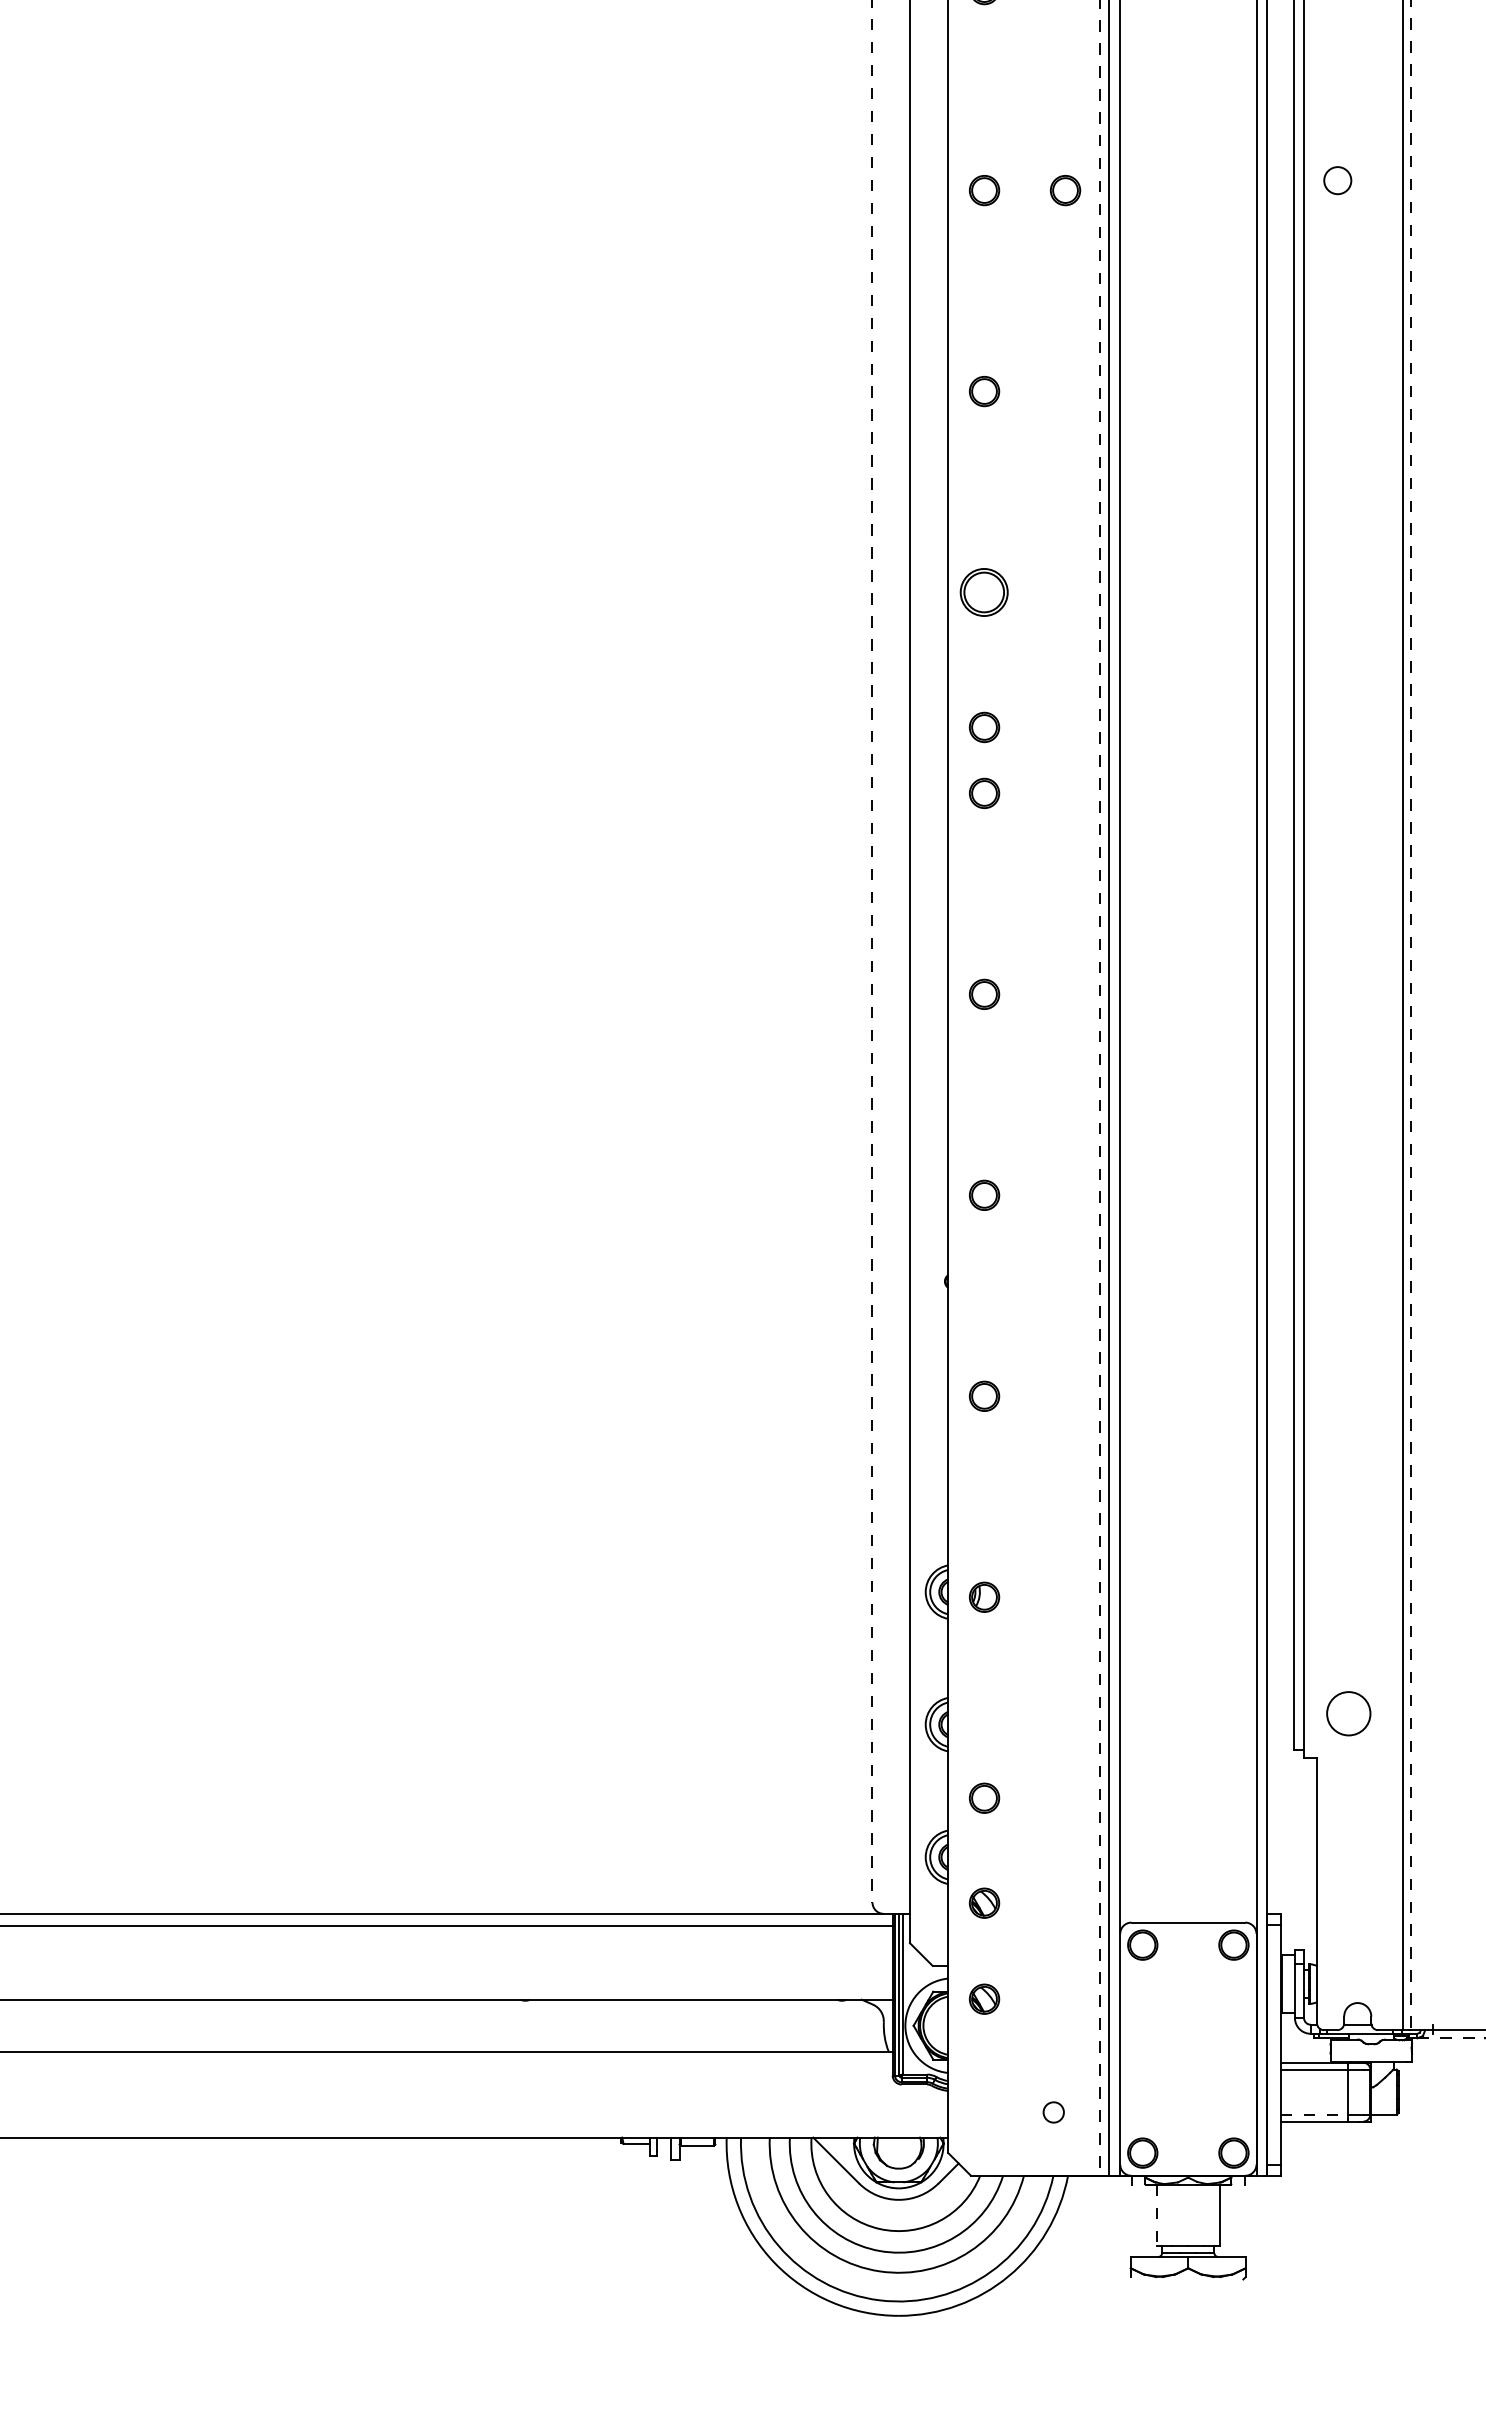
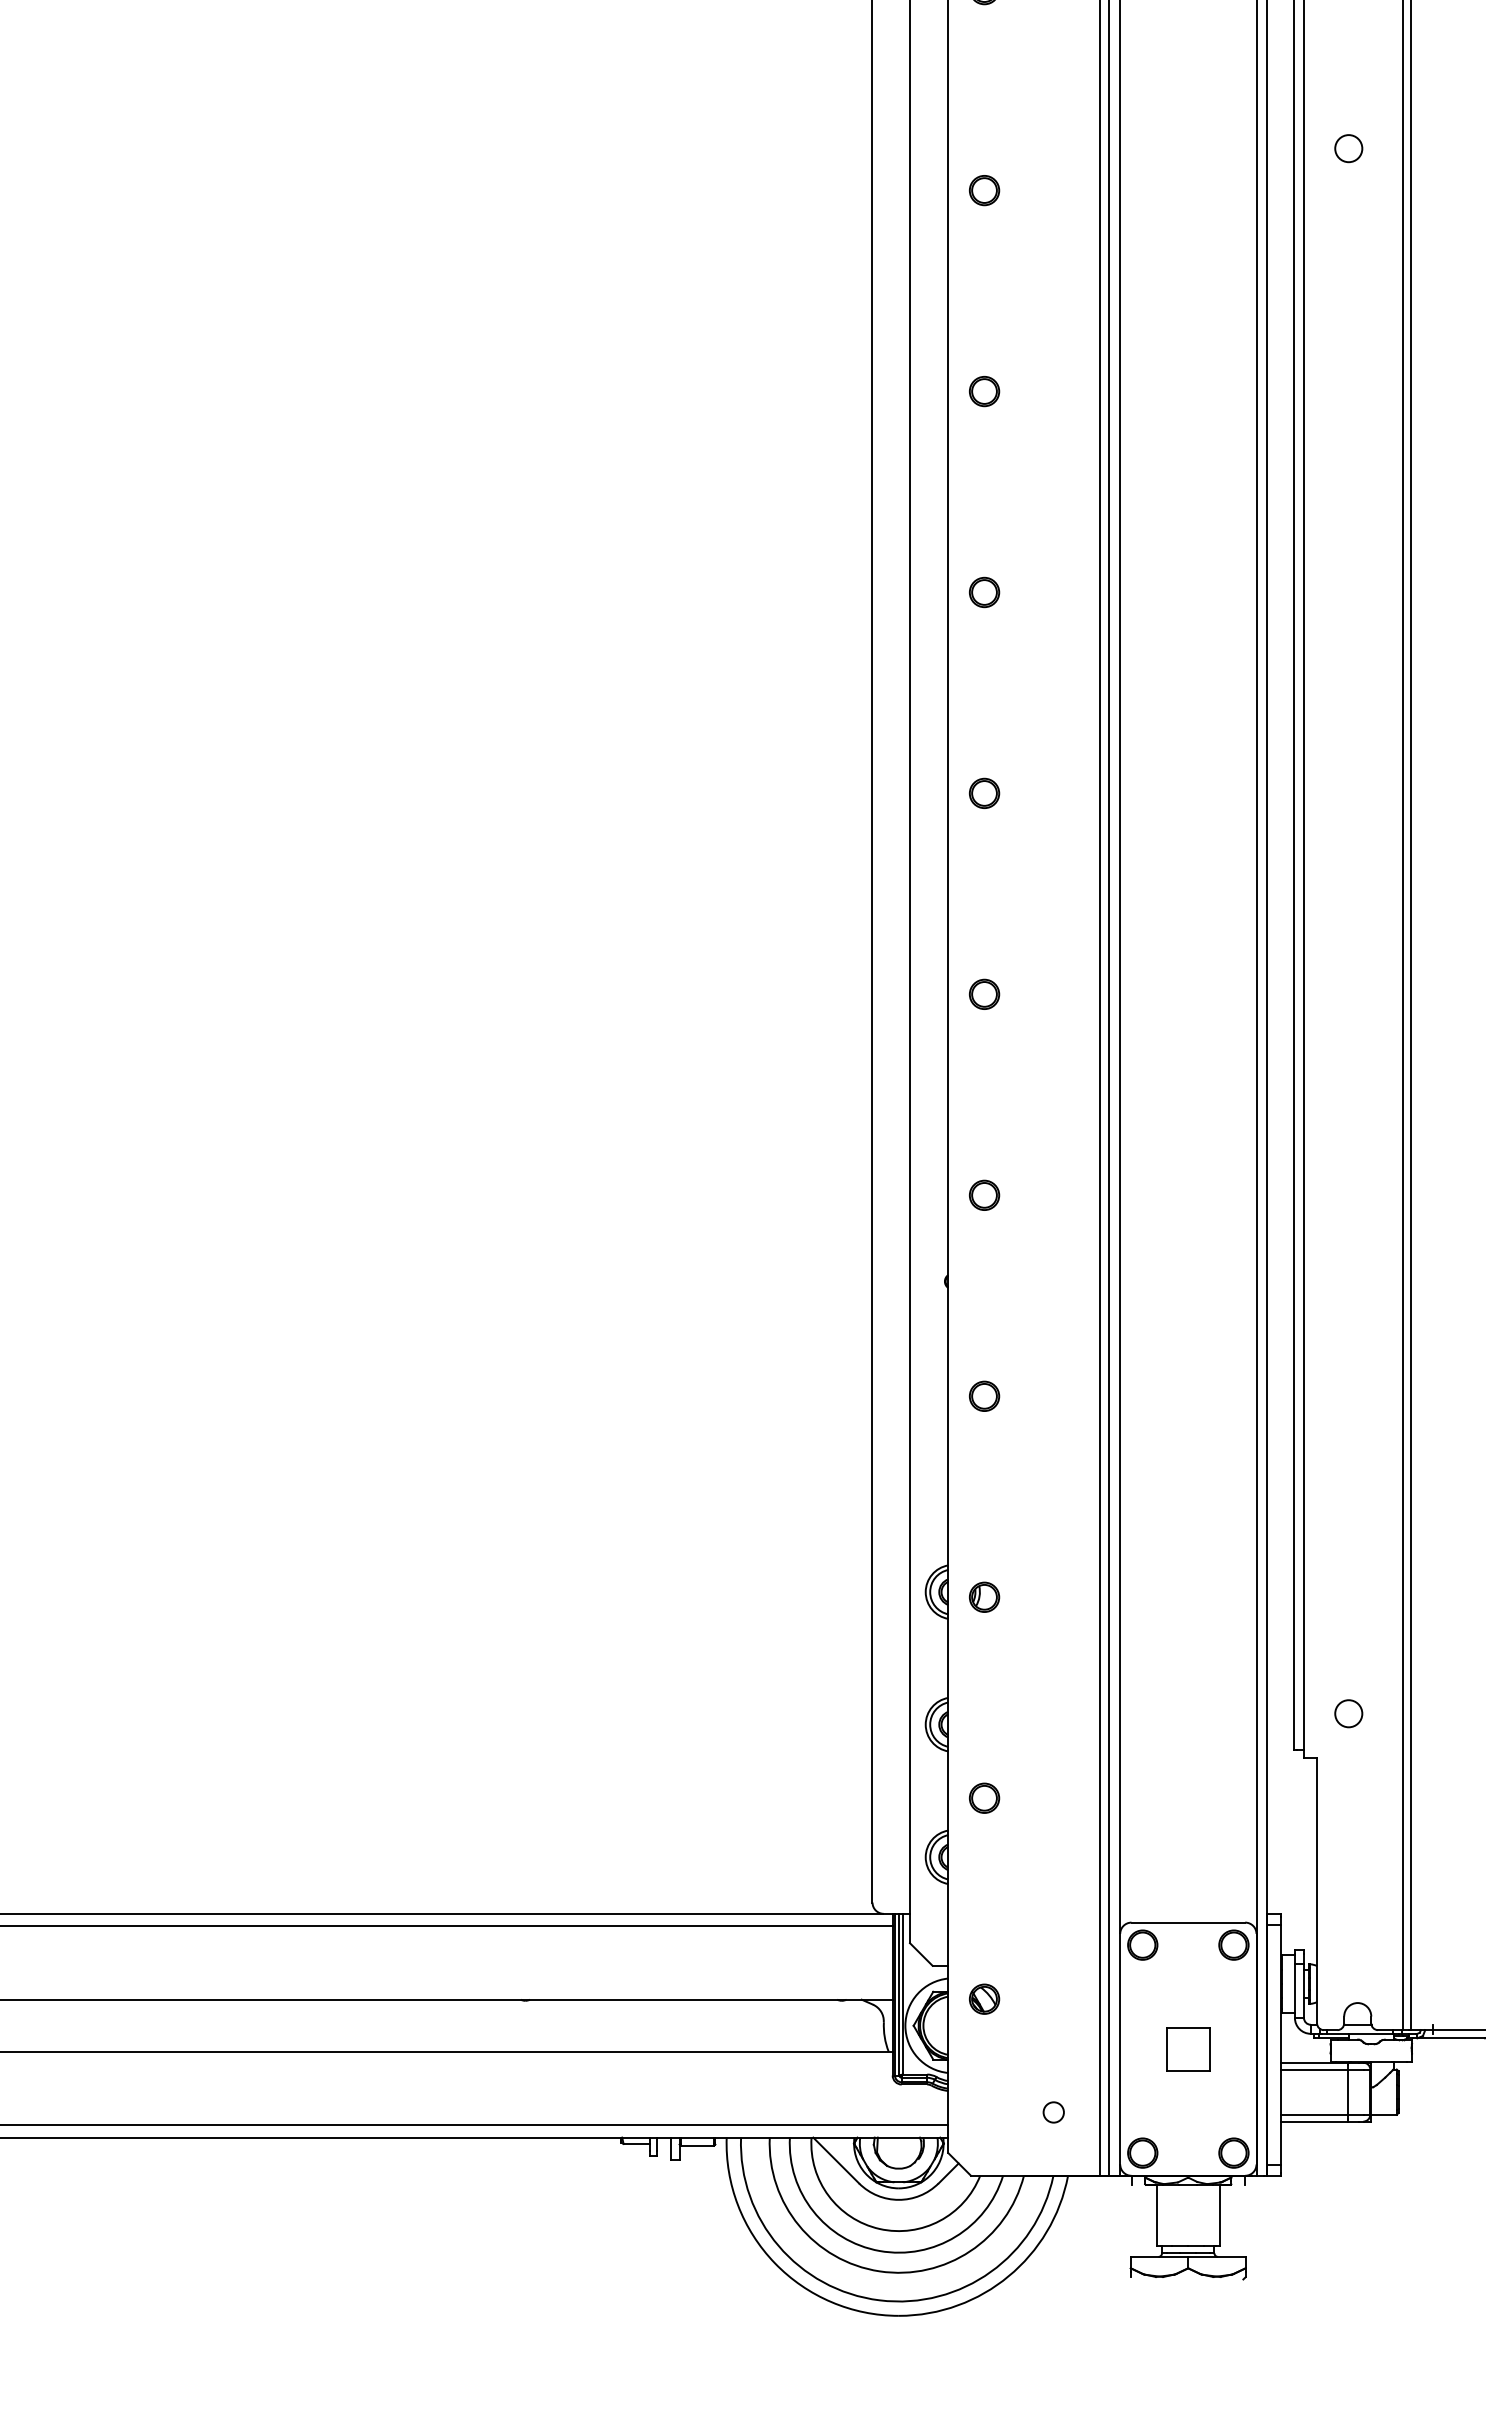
circle position: (1337, 180) -> (1348, 148) (1348, 148)
part: present -> none (1065, 190)
part size: 50x49 px -> 32x33 px (984, 592)
part: present -> none (984, 726)
line: dashed -> solid (872, 951)
line: dashed -> solid (1411, 1015)
line: dashed -> solid (1100, 1089)
circle diameter: 43 px -> 27 px (1348, 1713)
part: present -> none (984, 1902)
line: dashed -> solid (1451, 2038)
part: none -> present (1188, 2049)
line: dashed -> solid (1314, 2114)
line: none -> present (475, 2124)
line: dashed -> solid (1156, 2215)
